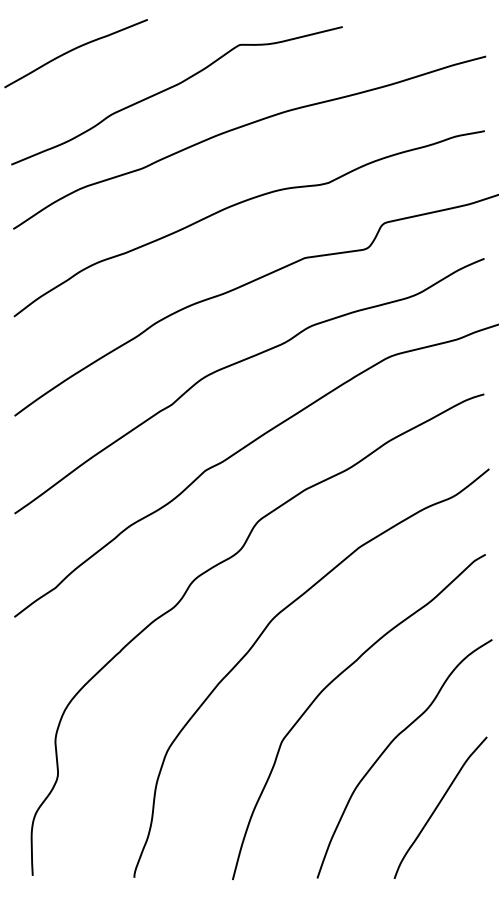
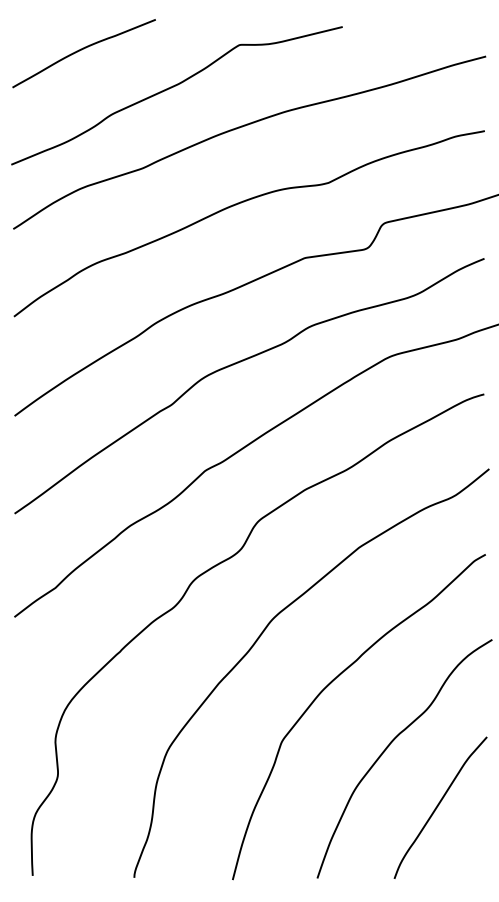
curve position: (73, 50) -> (81, 50) (81, 50)
